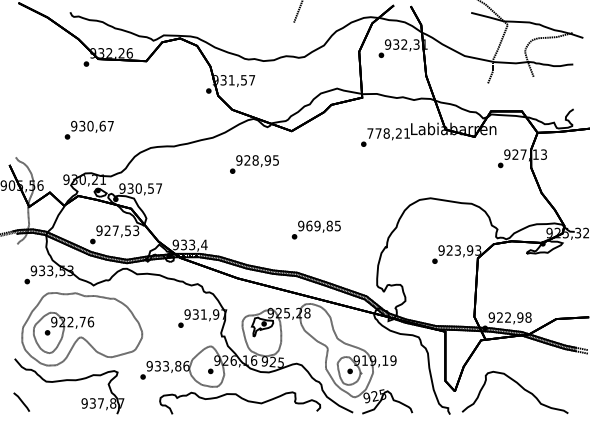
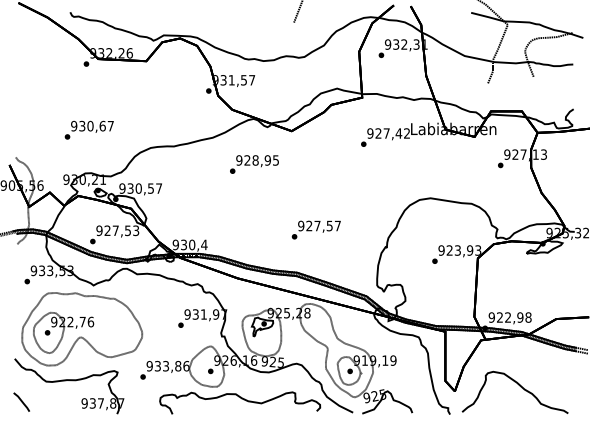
text: 778,21 -> 927,42 (388, 133)
text: 969,85 -> 927,57 (323, 225)
text: 933,4 -> 930,4 (192, 244)
